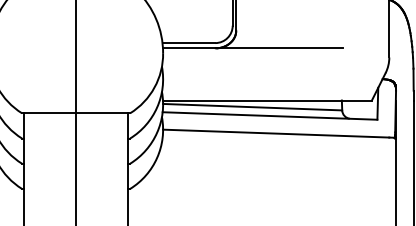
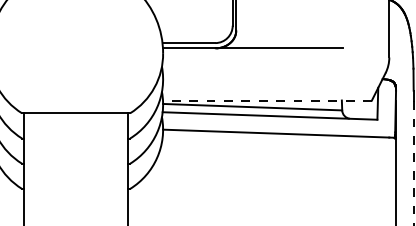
line: solid -> dashed (266, 100)
line: present -> none (76, 112)
line: solid -> dashed (413, 163)
